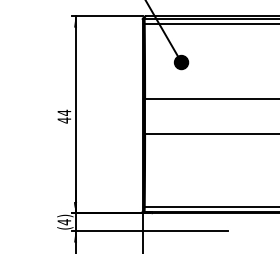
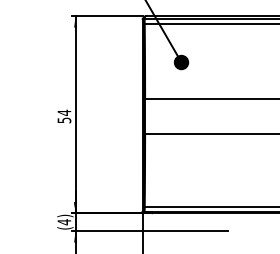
text: 44 -> 54 (64, 120)
